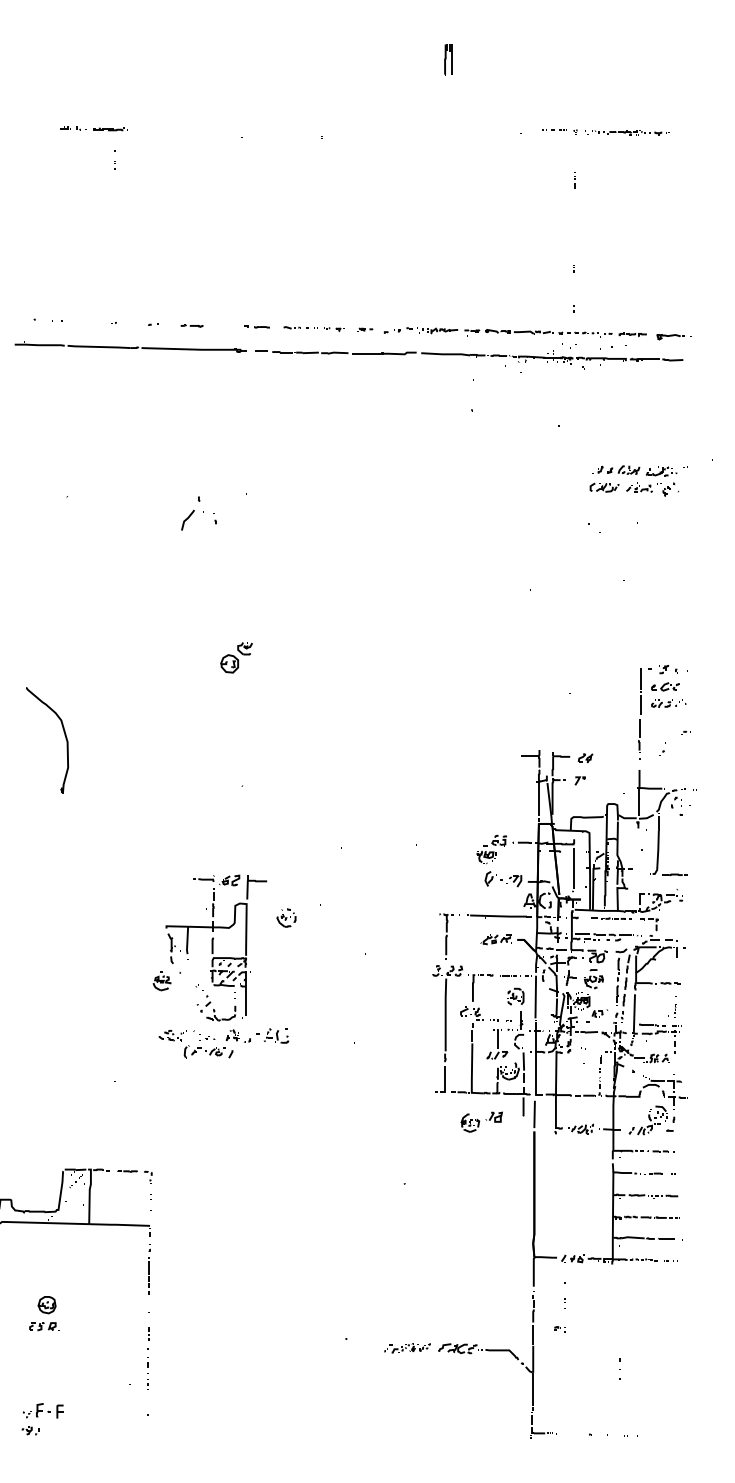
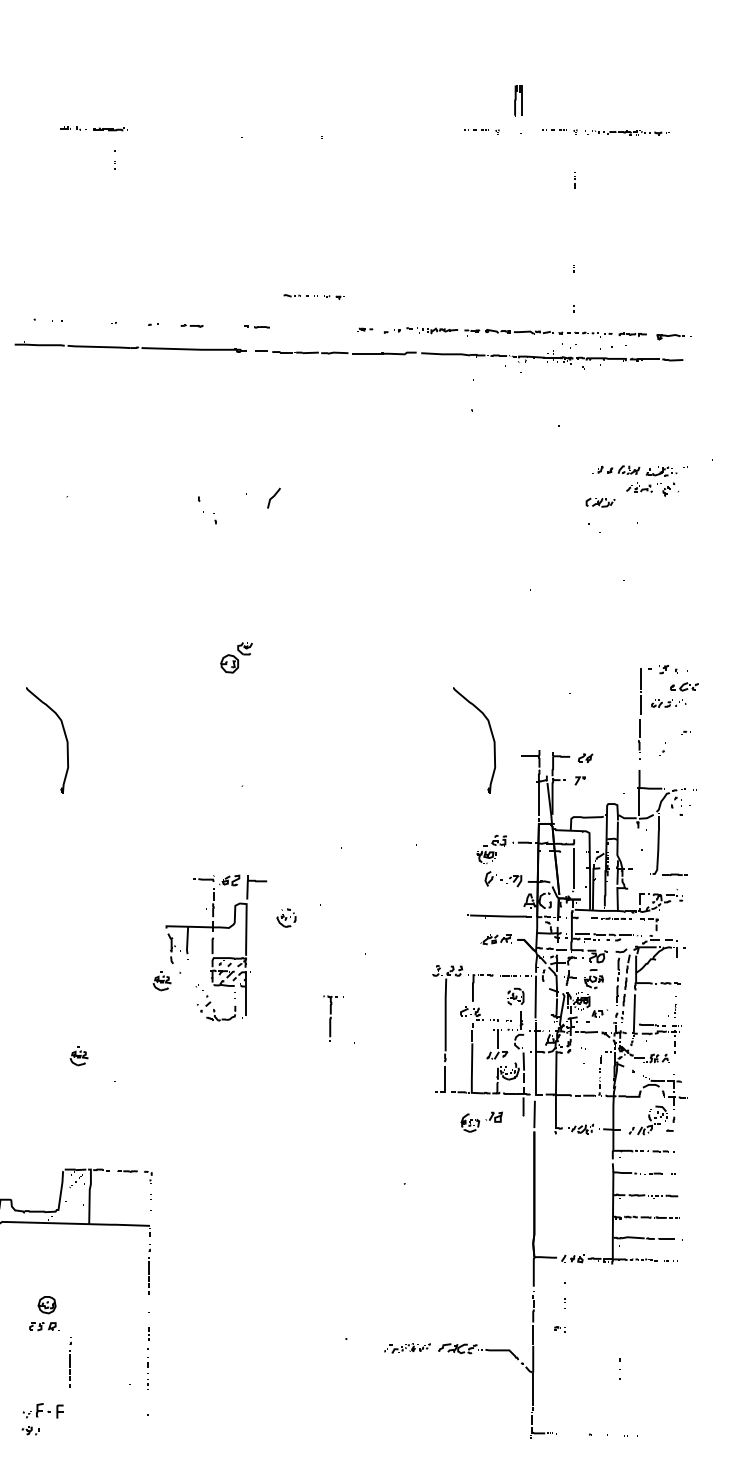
part position: (448, 59) -> (518, 100) (518, 100)
part: none -> present (481, 131)
part position: (313, 328) -> (313, 296) (313, 296)
part position: (604, 487) -> (600, 502) (600, 502)
line position: (187, 519) -> (273, 497) (273, 497)
part position: (665, 686) -> (684, 686) (684, 686)
part: none -> present (491, 735)
part position: (449, 936) -> (333, 1018) (333, 1018)
part: present -> none (223, 1043)
part: none -> present (78, 1056)
part: none -> present (70, 1362)
